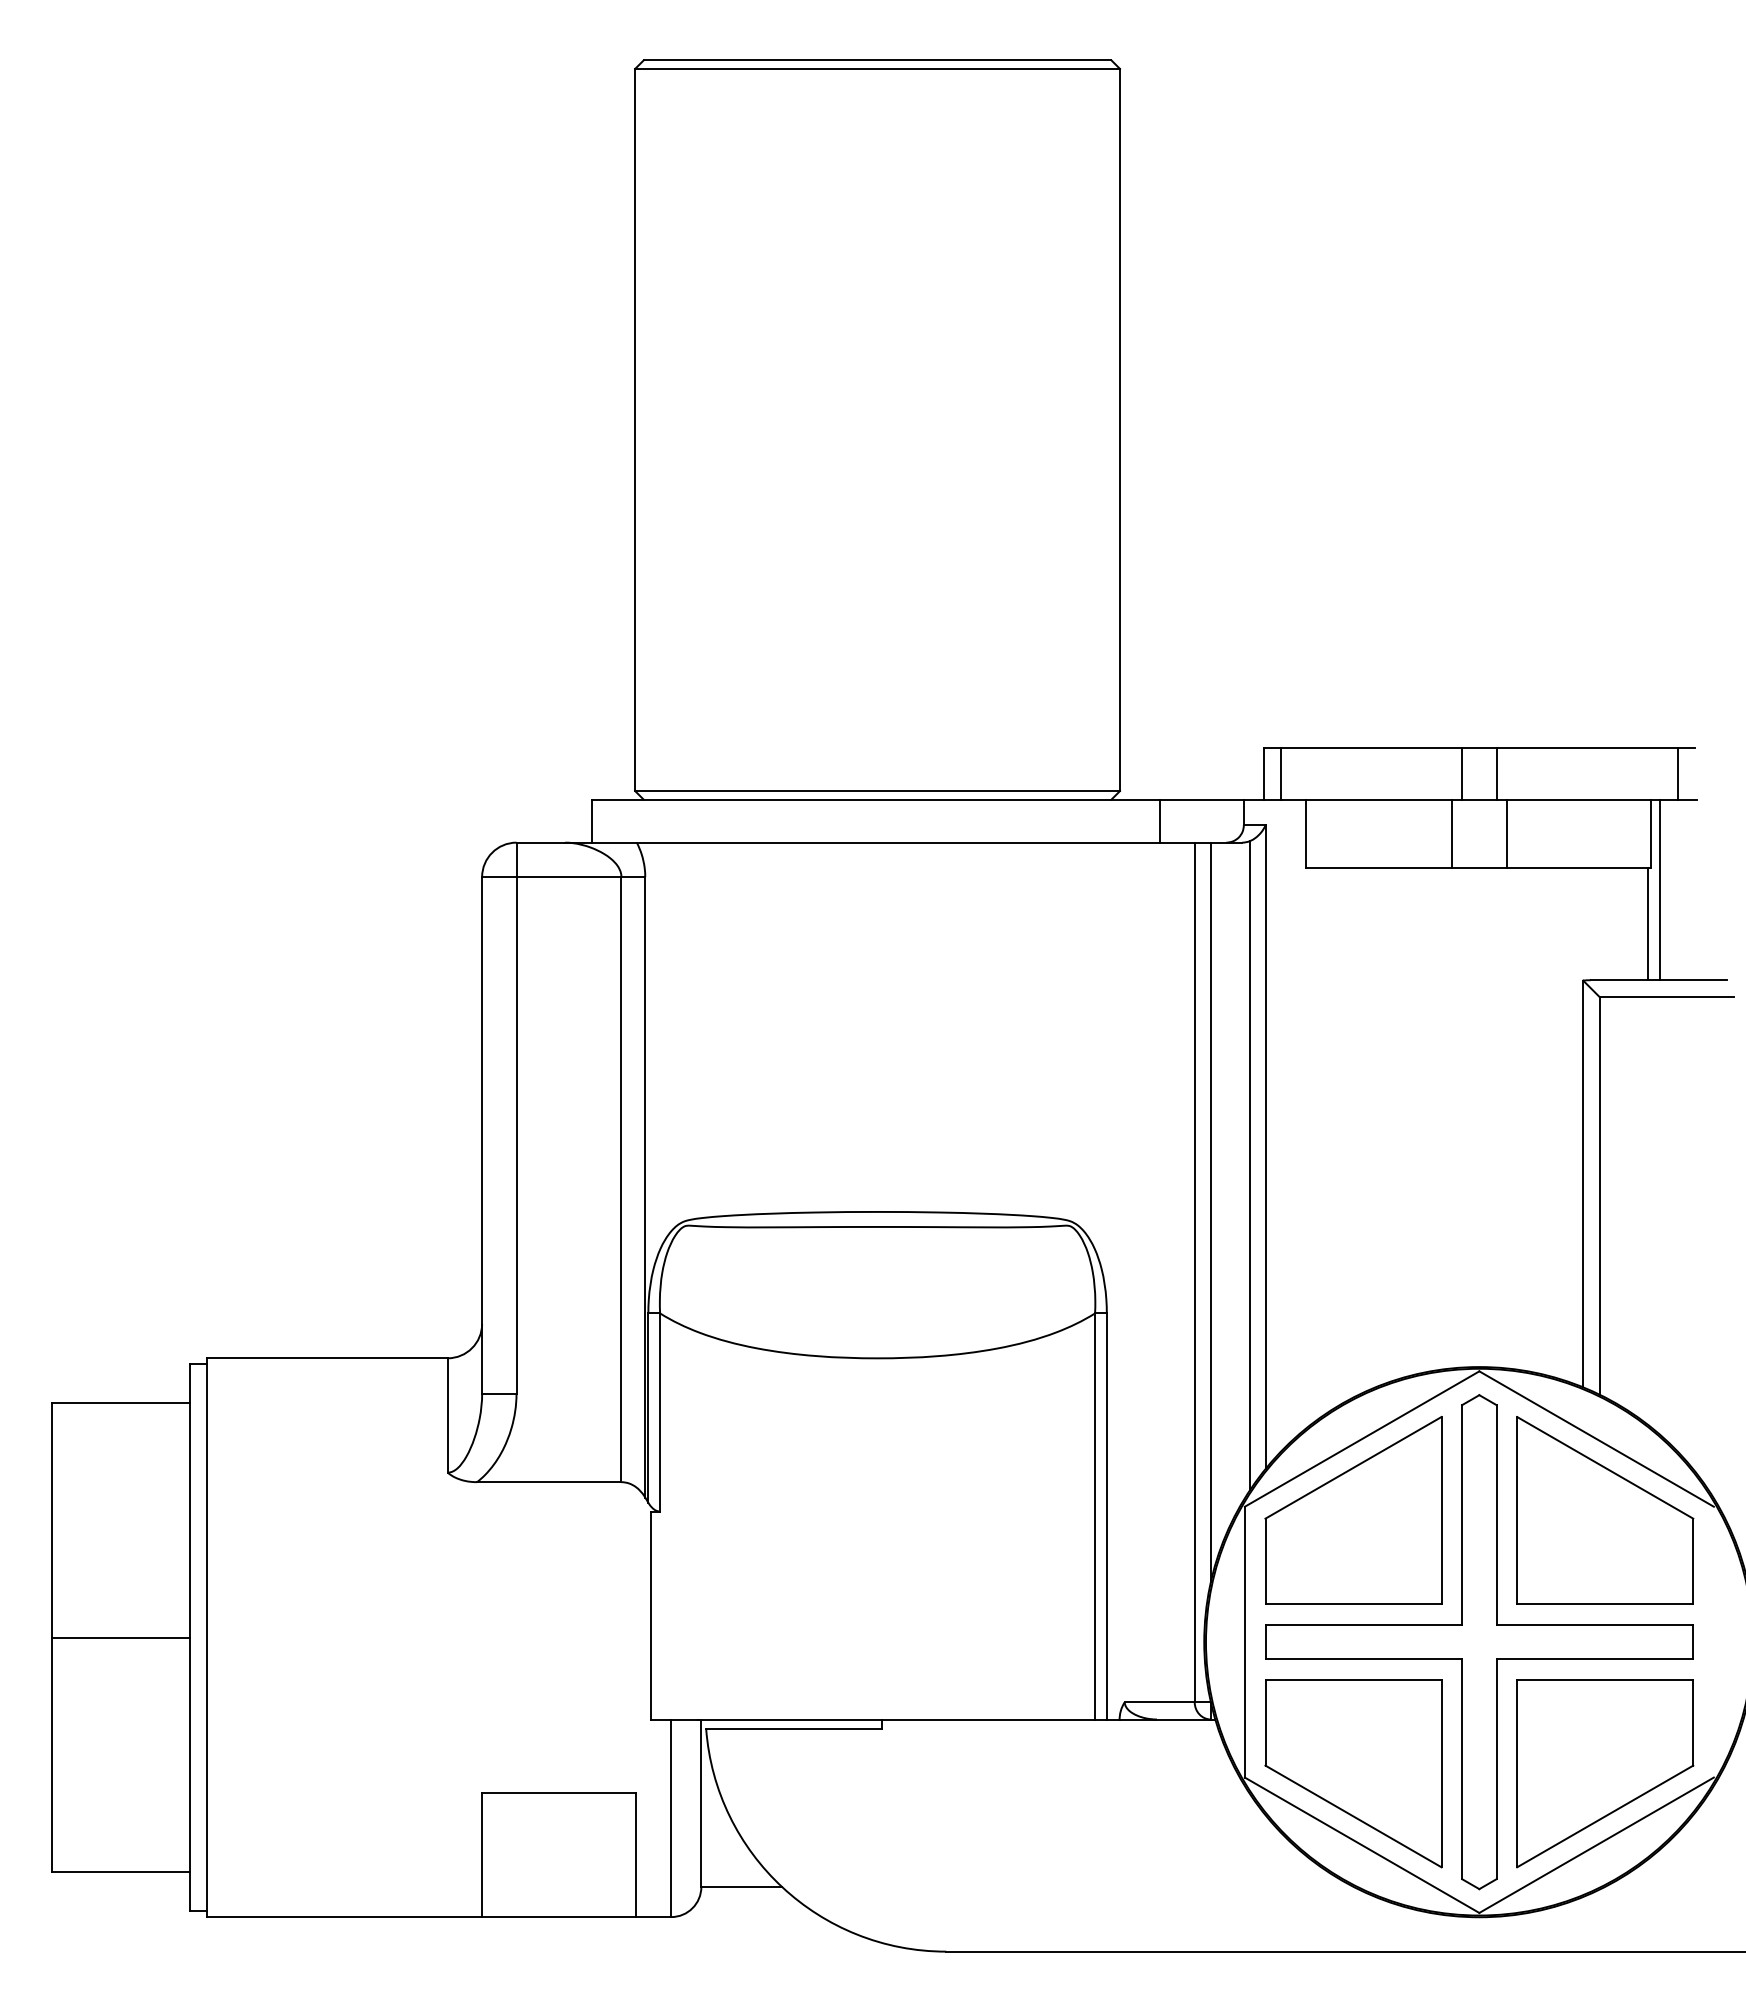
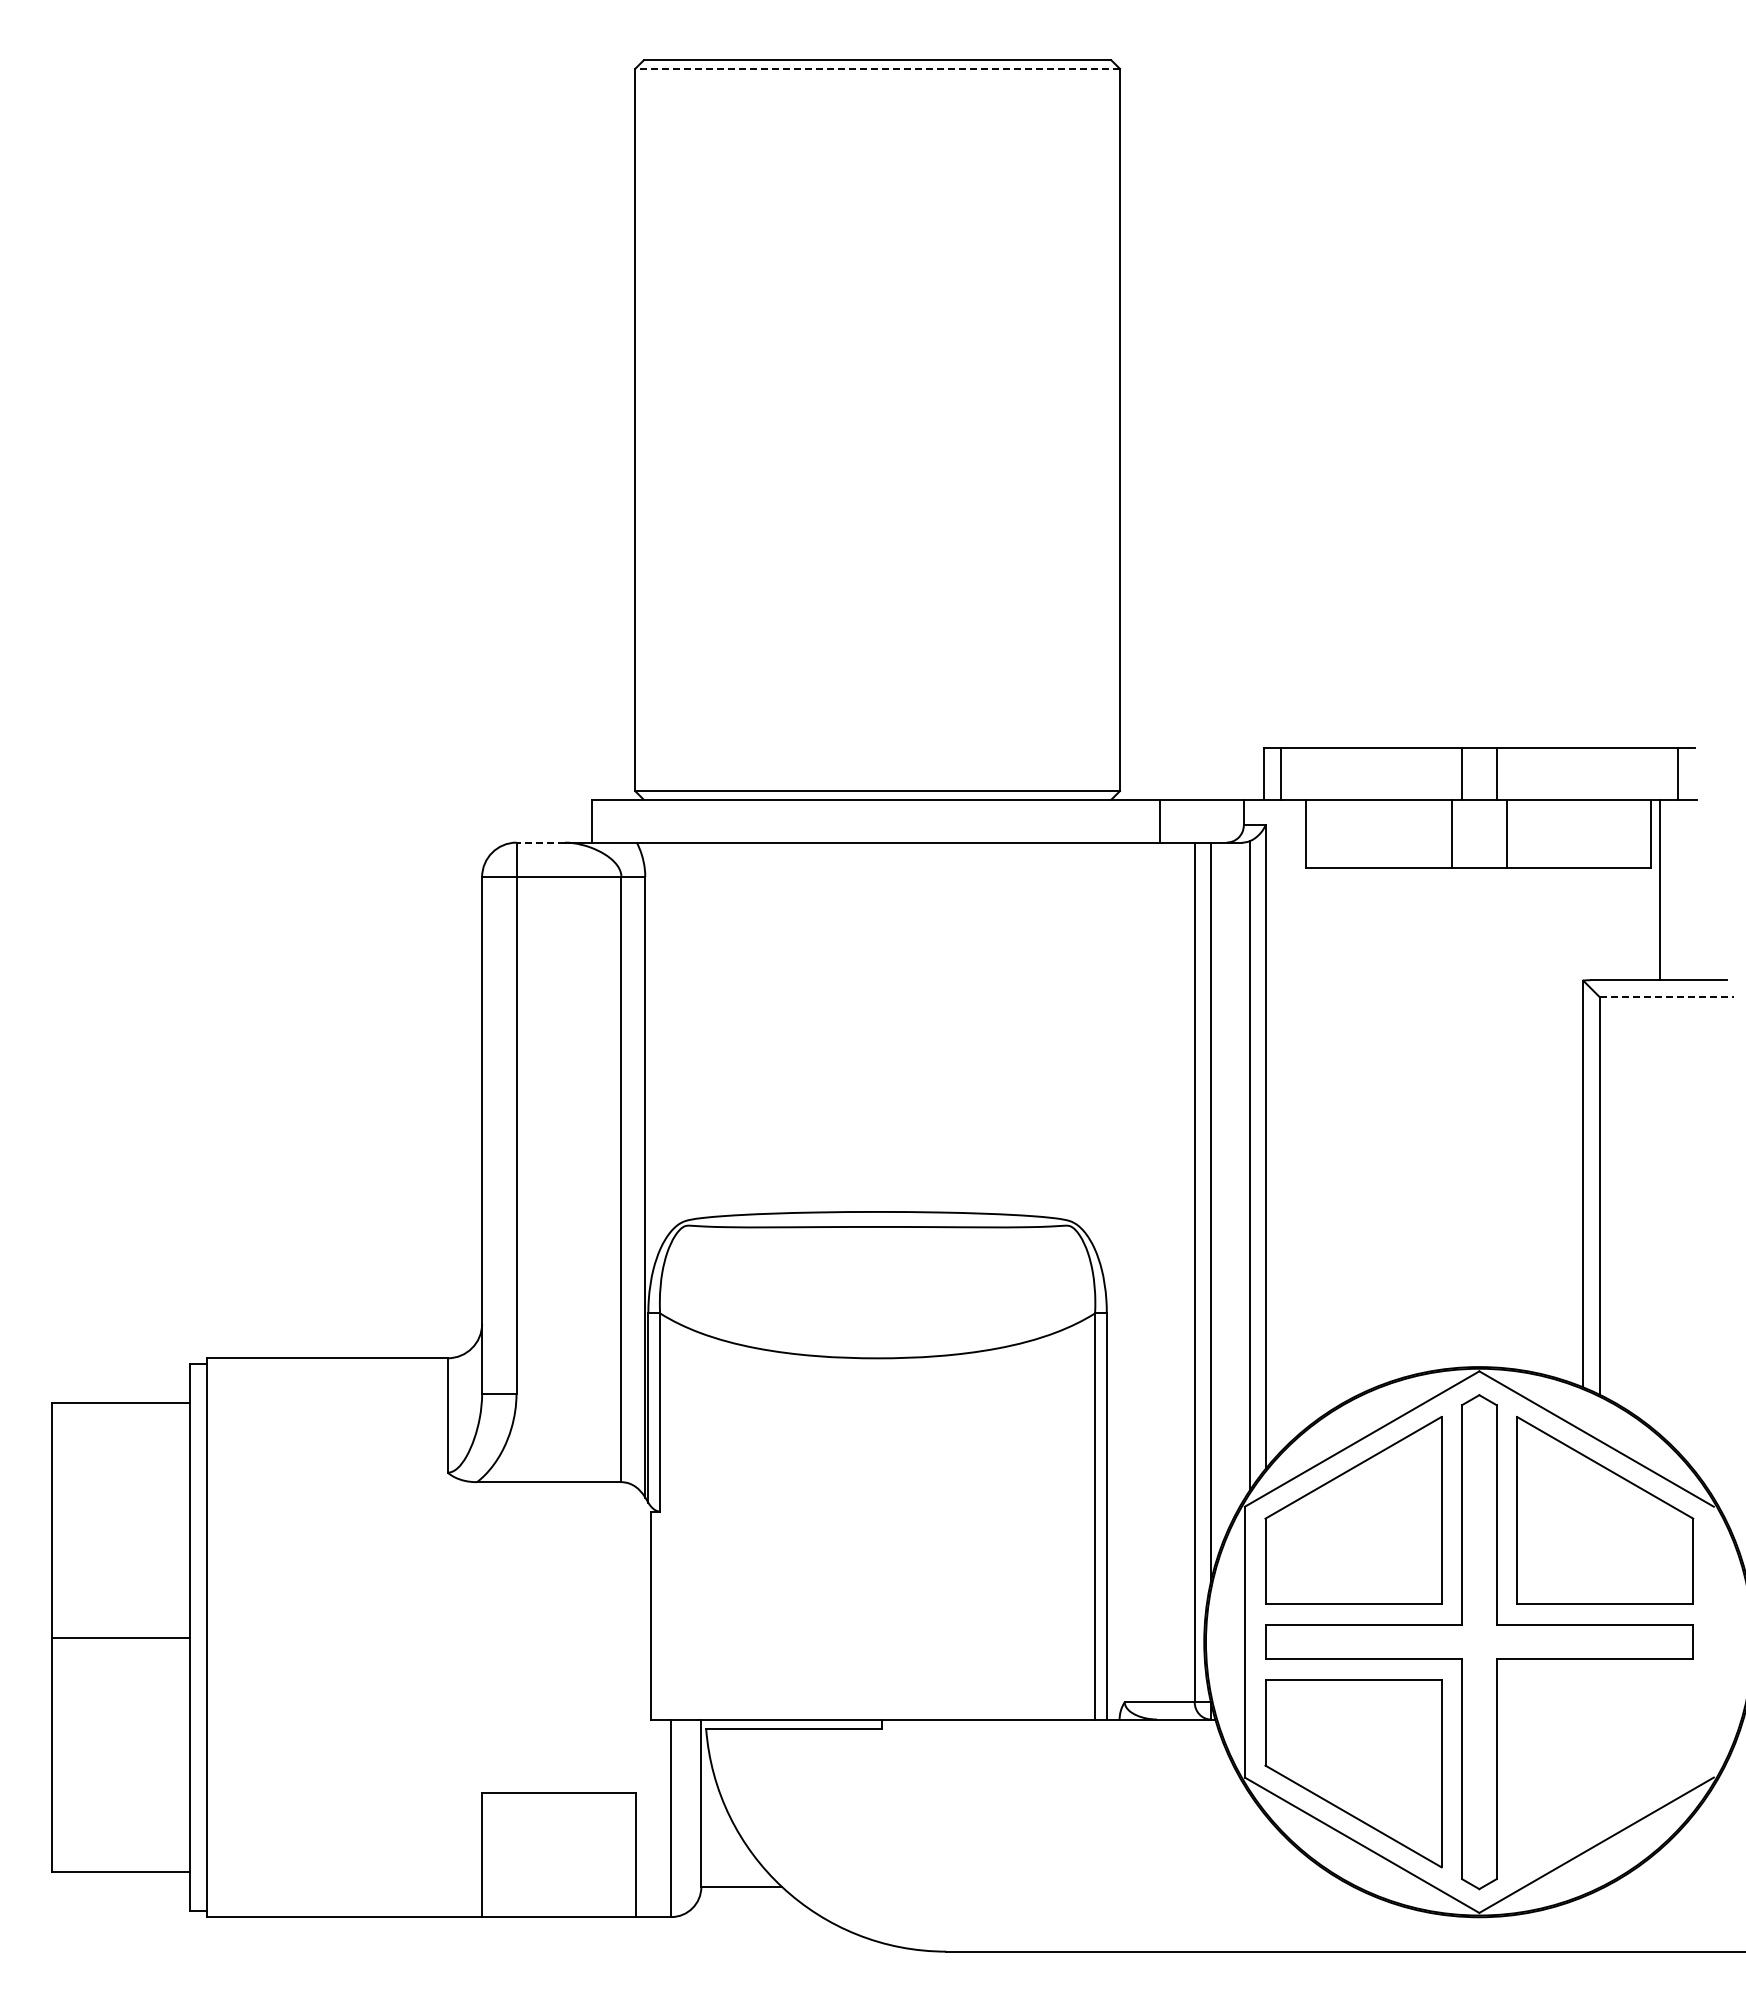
line: solid -> dashed (877, 68)
line: solid -> dashed (540, 842)
line: present -> none (1648, 924)
line: solid -> dashed (1666, 997)
part: present -> none (1605, 1773)
